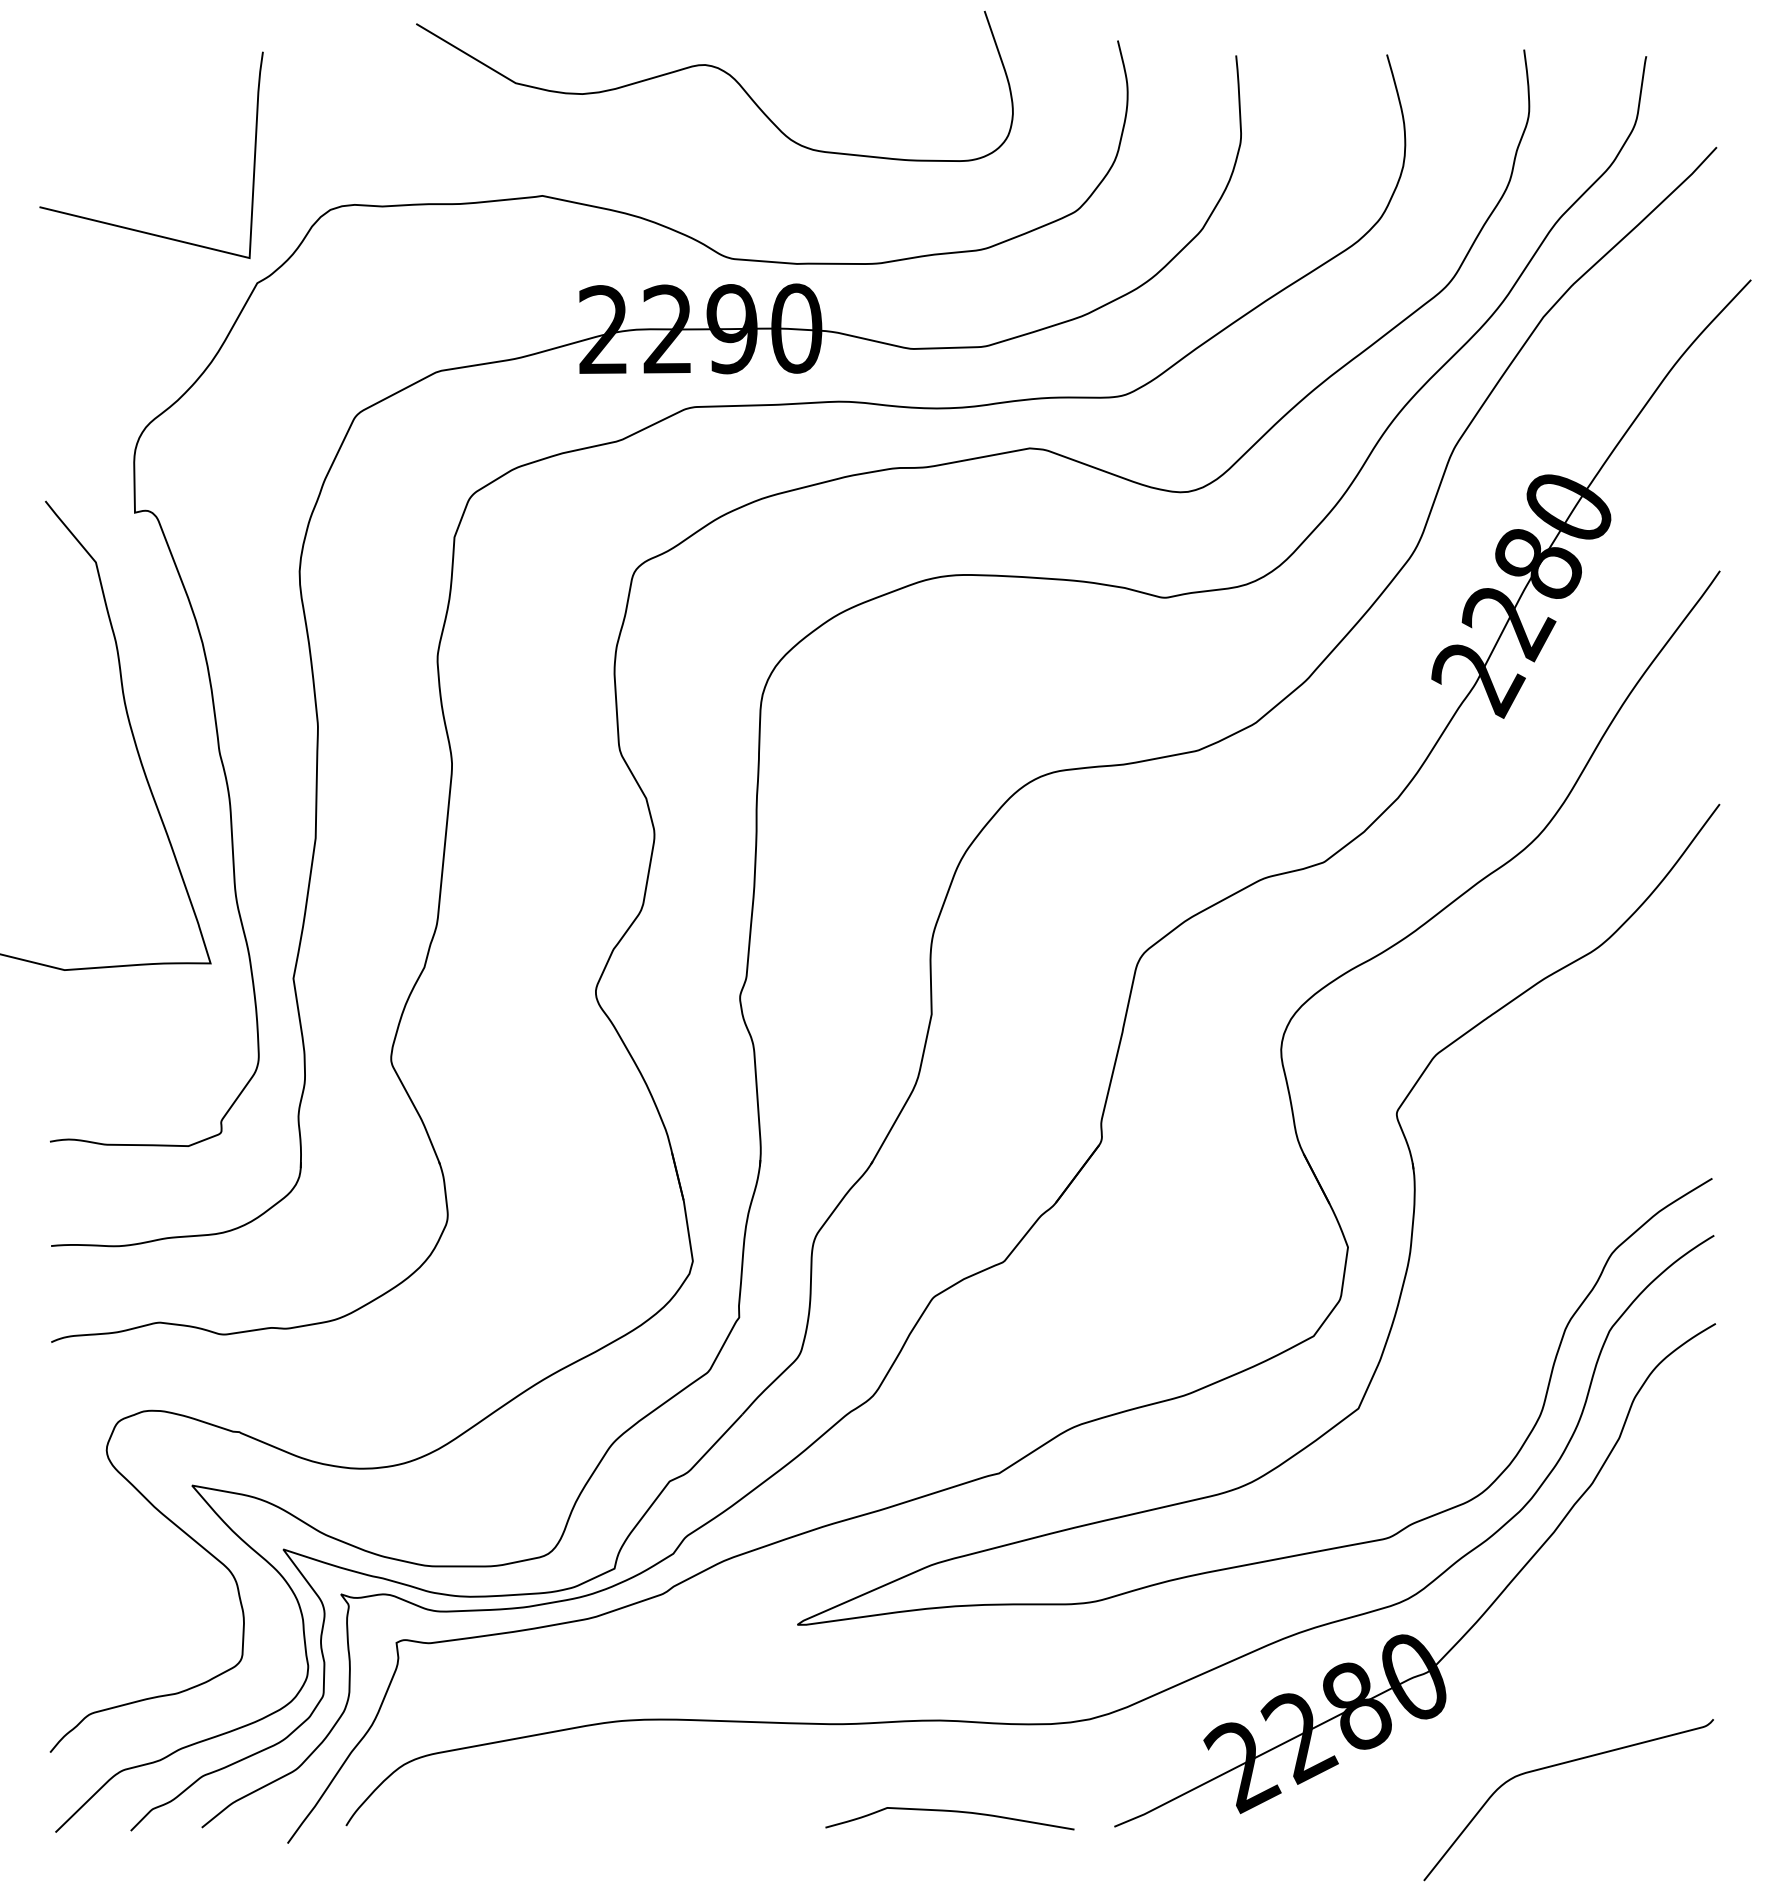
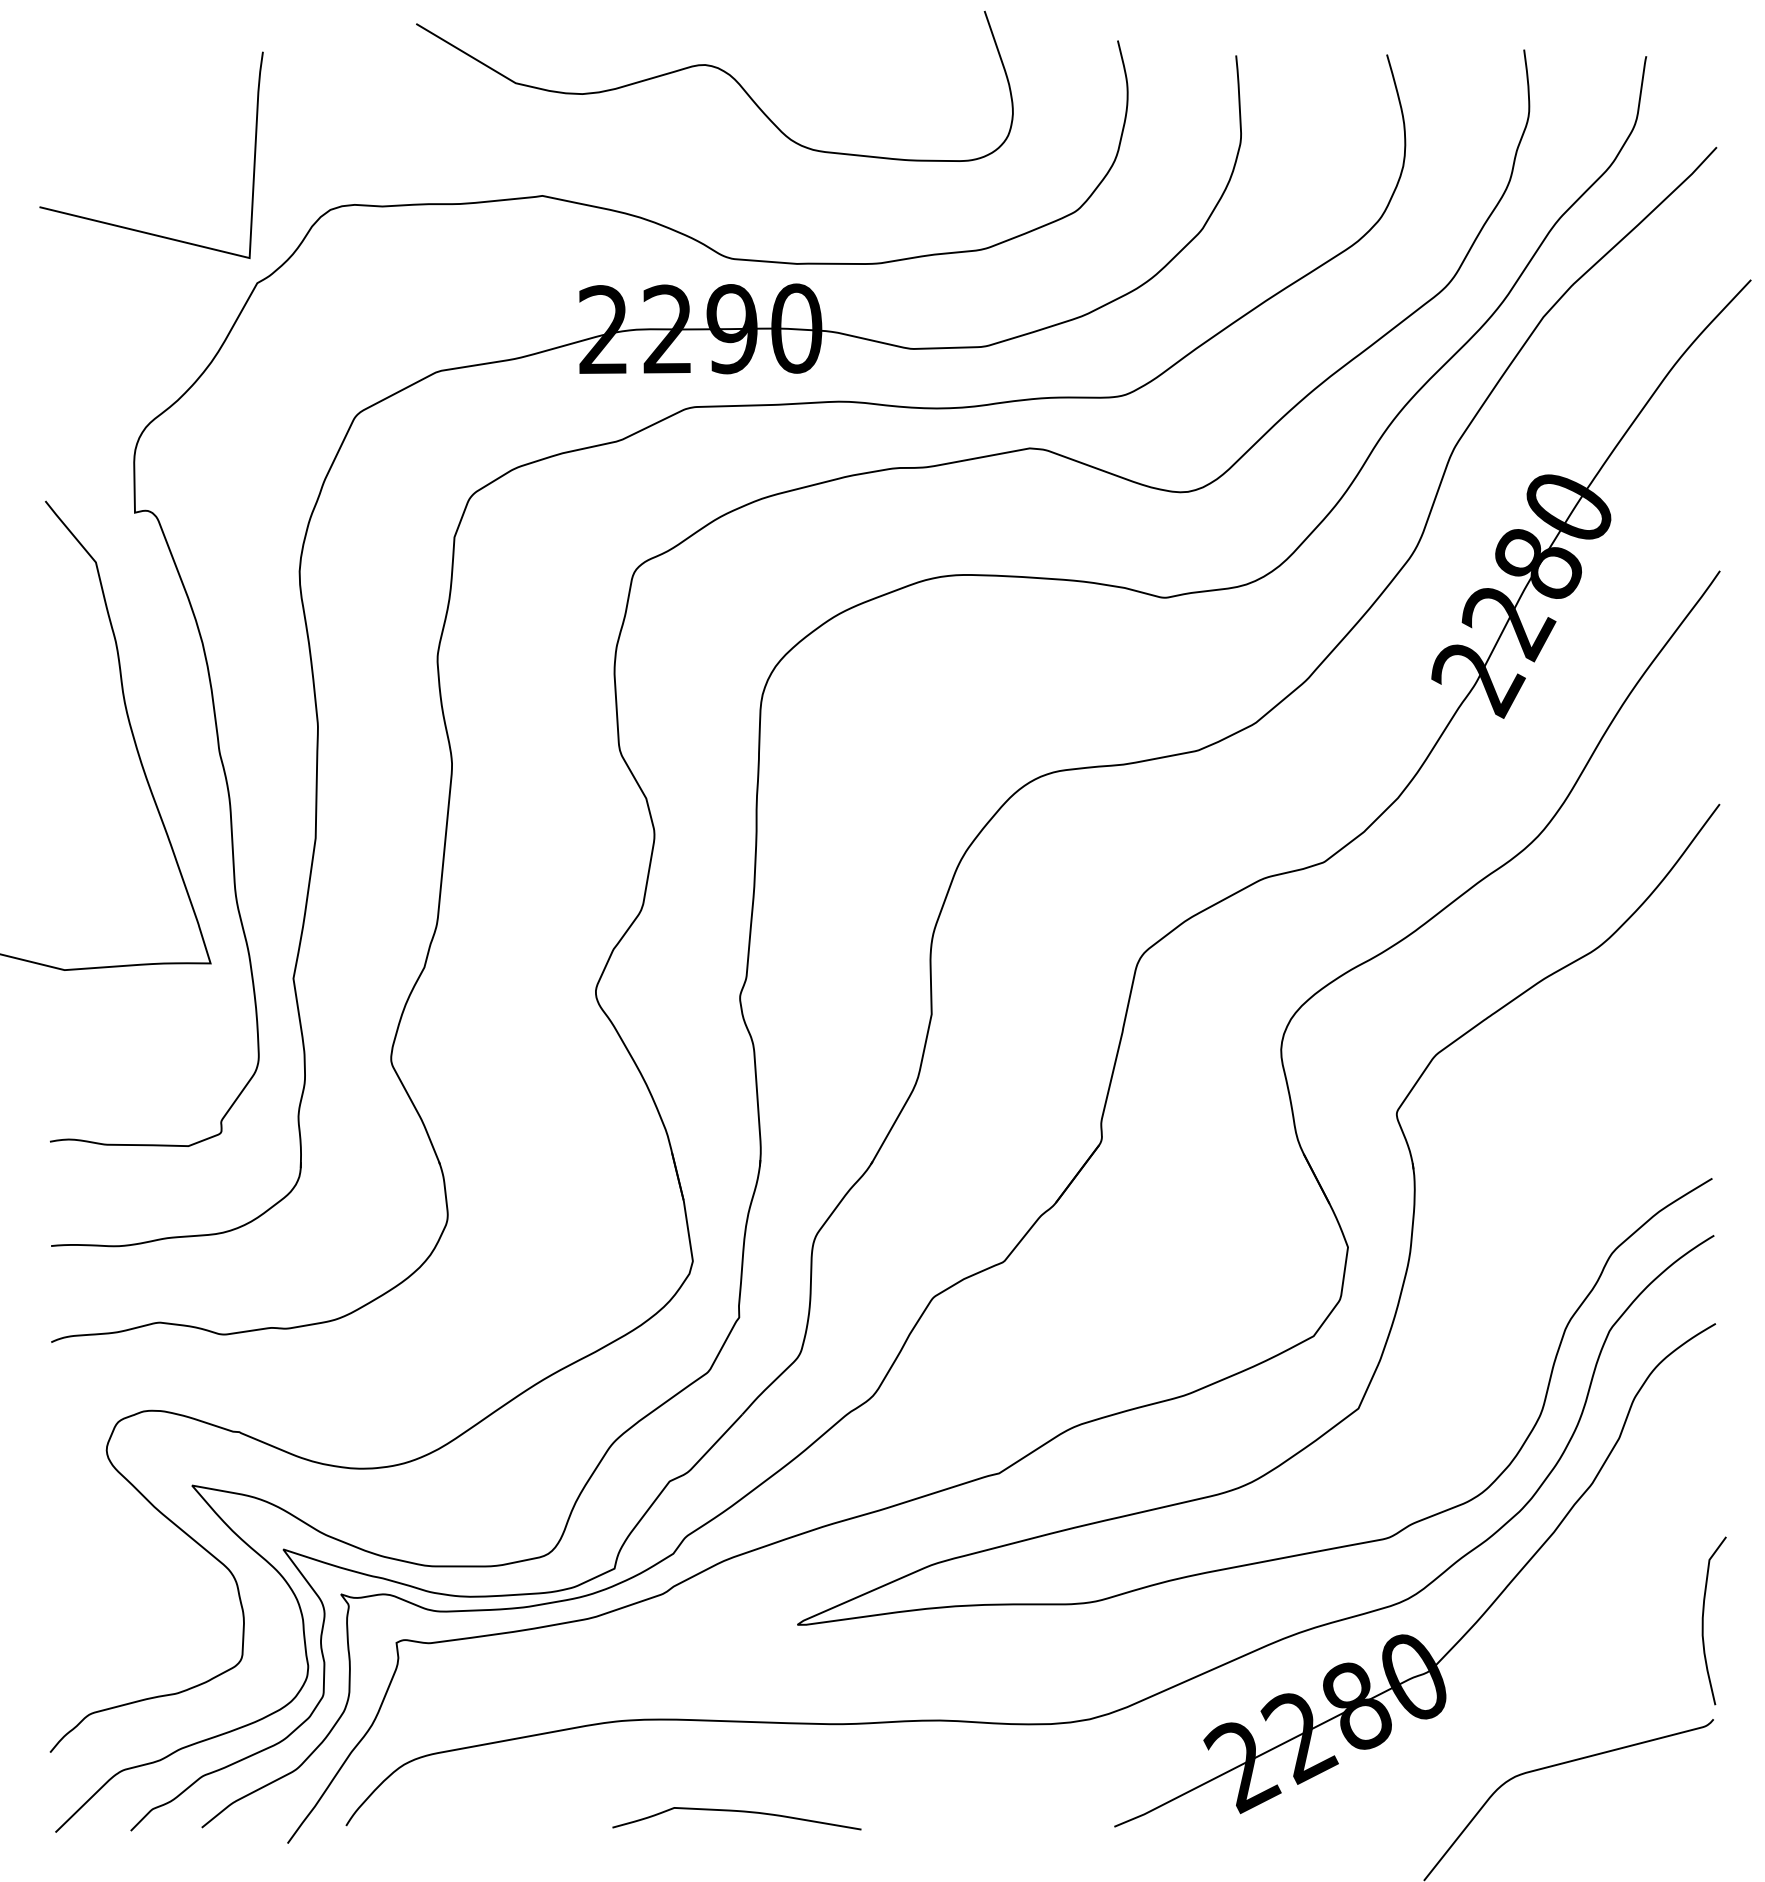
curve: none -> present (1703, 1620)
curve position: (952, 1812) -> (739, 1812) (739, 1812)
